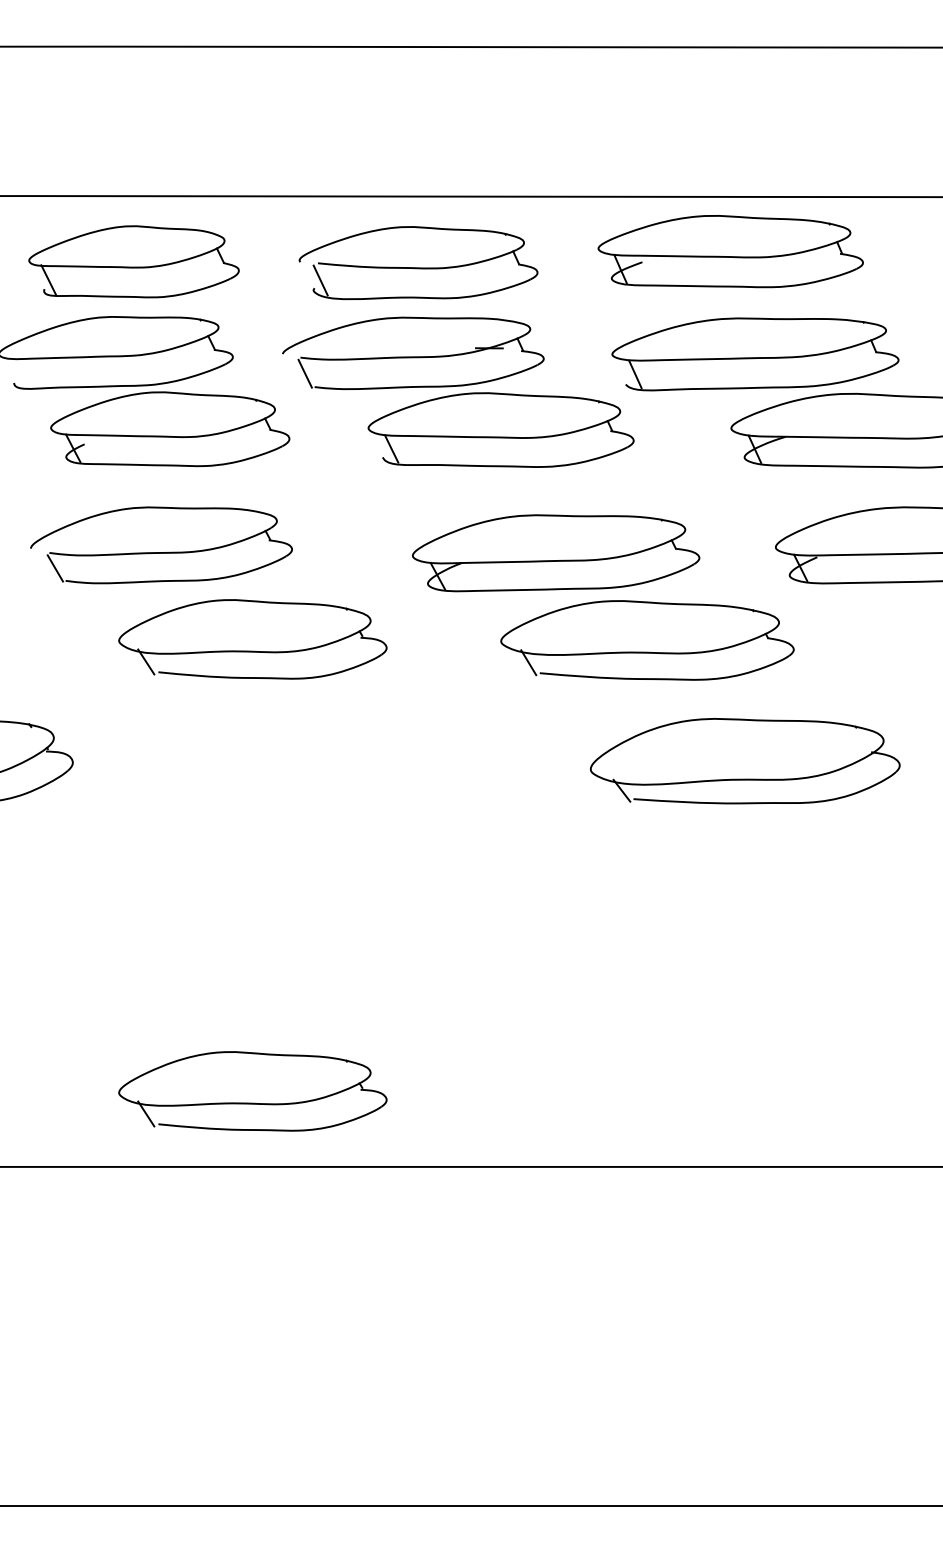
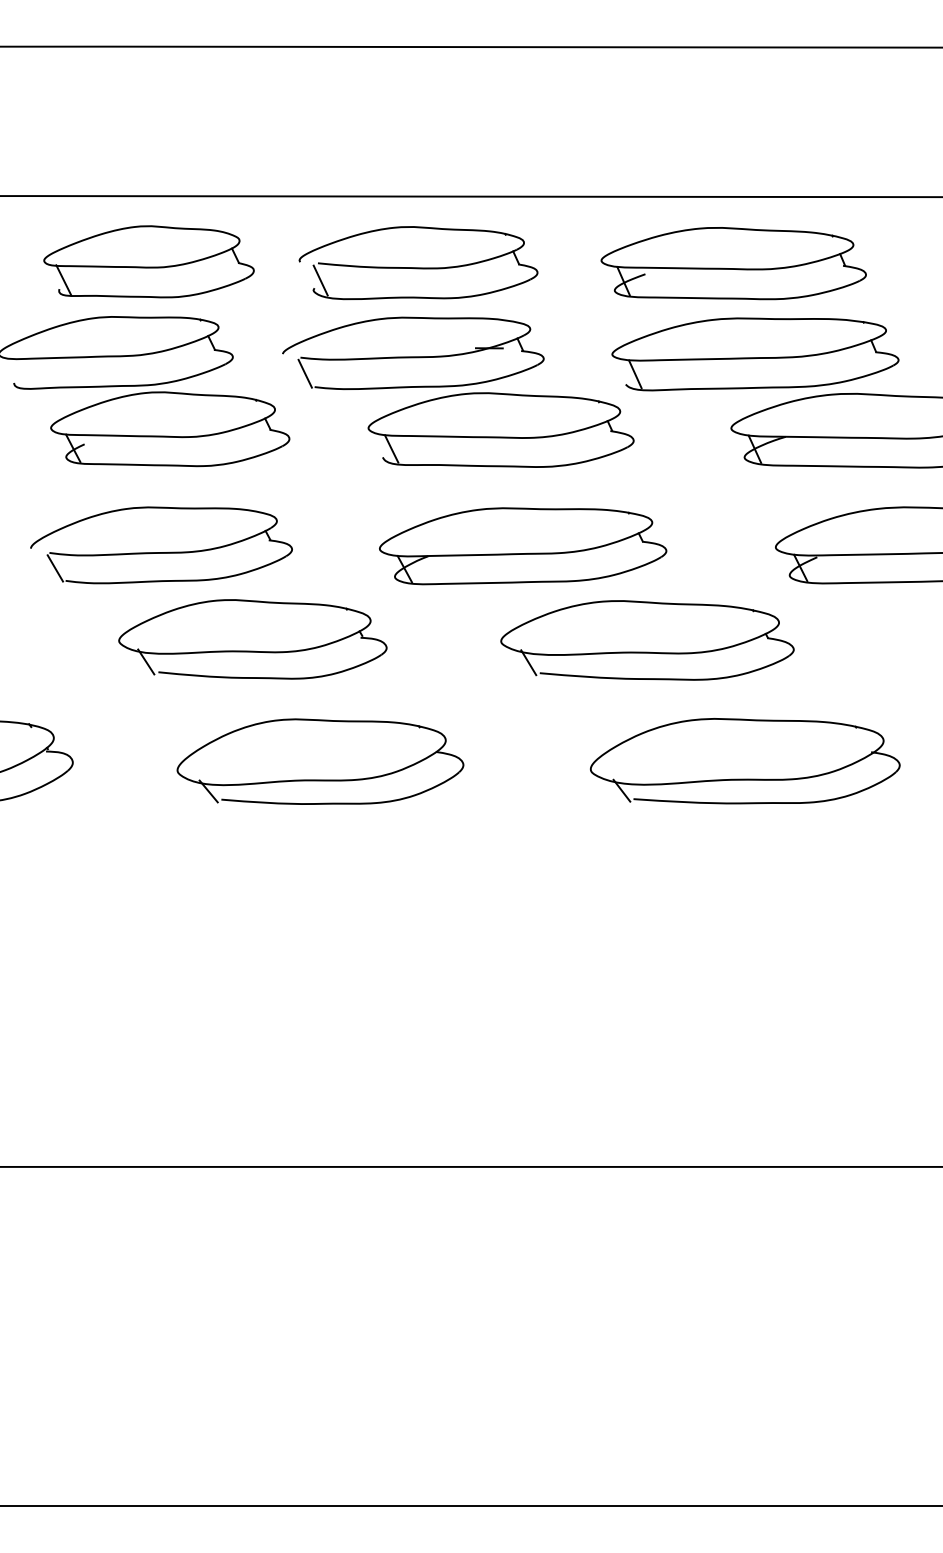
part position: (730, 251) -> (733, 263) (733, 263)
part position: (133, 261) -> (148, 261) (148, 261)
part position: (556, 553) -> (523, 546) (523, 546)
part: none -> present (320, 761)
part: present -> none (252, 1091)
